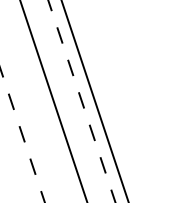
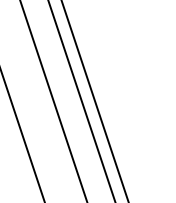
line: dashed -> solid (81, 101)
line: dashed -> solid (22, 135)
